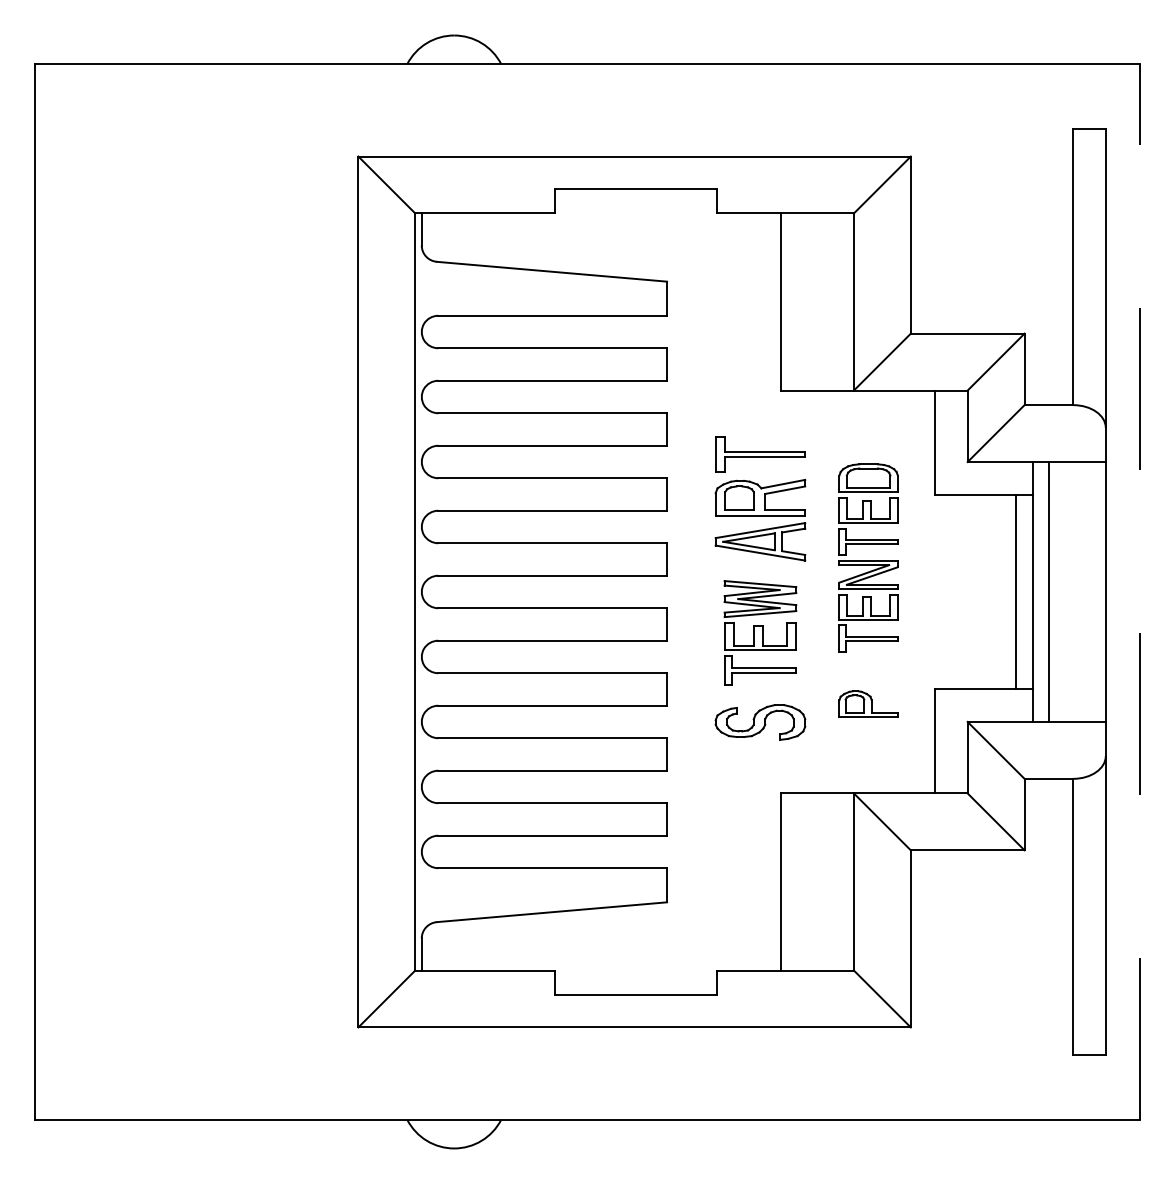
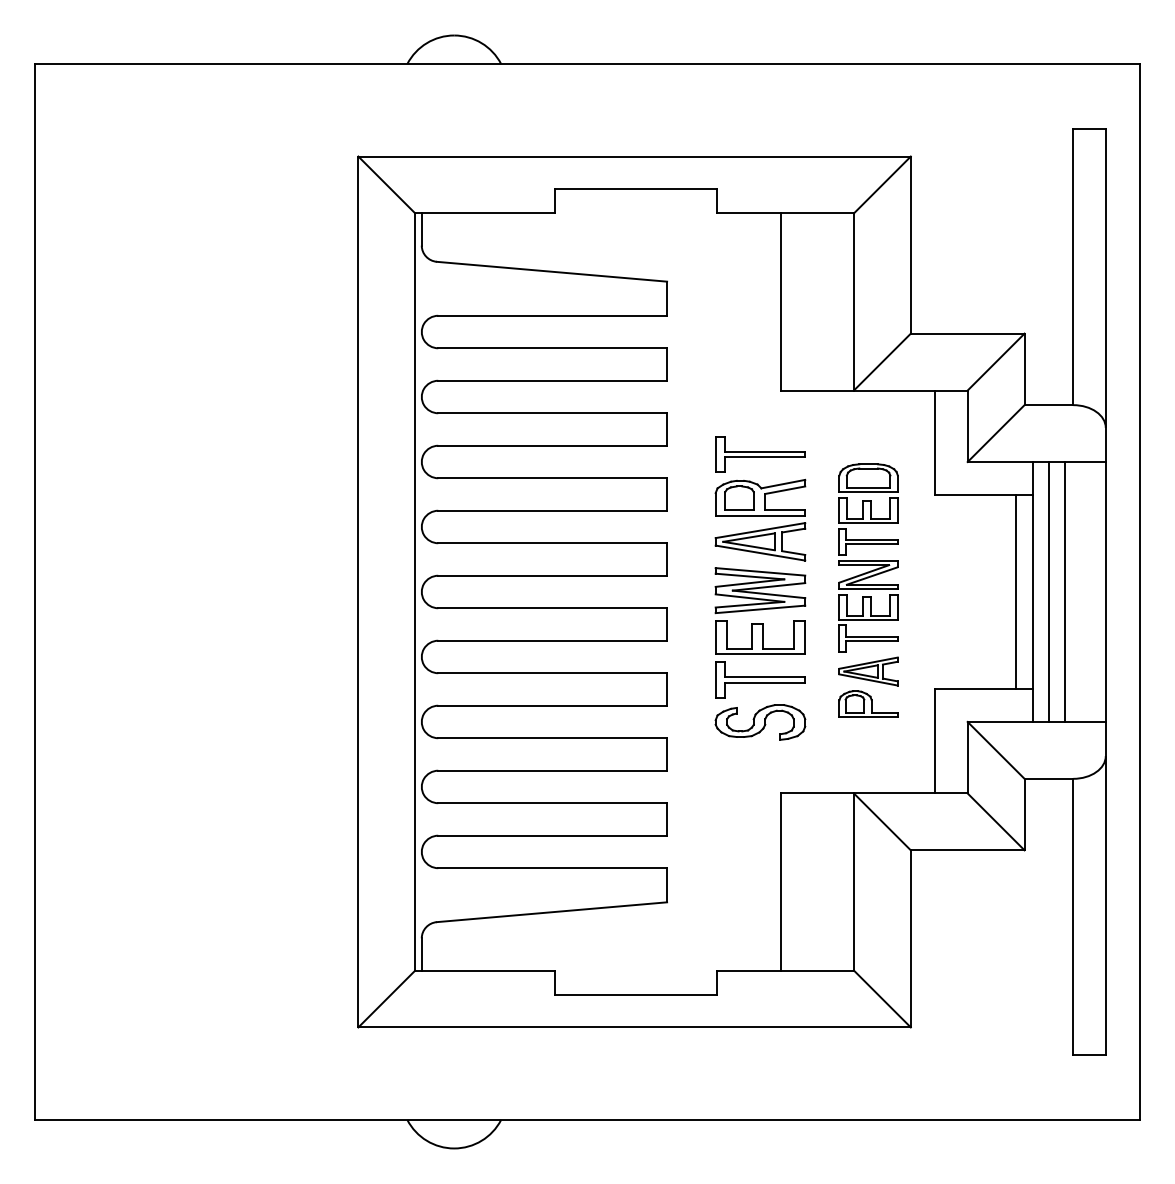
line: none -> present (1065, 591)
line: dashed -> solid (1139, 591)
part size: 75x106 px -> 93x132 px (760, 632)
part: none -> present (868, 671)
